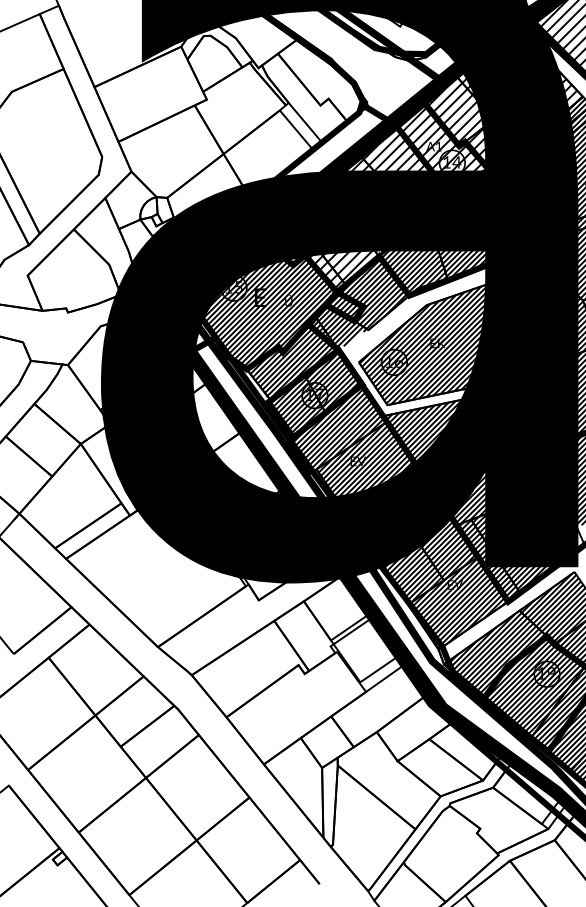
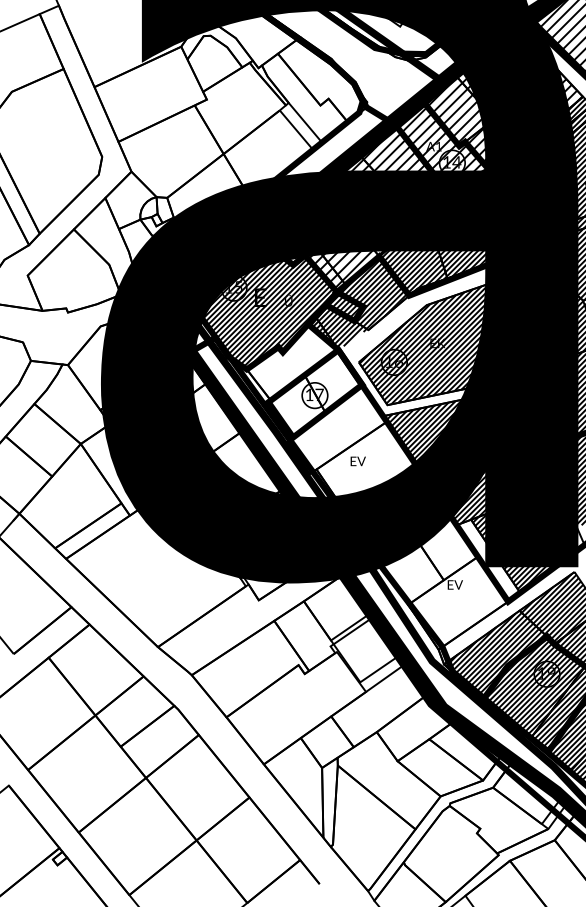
hatch: present -> none (382, 486)
